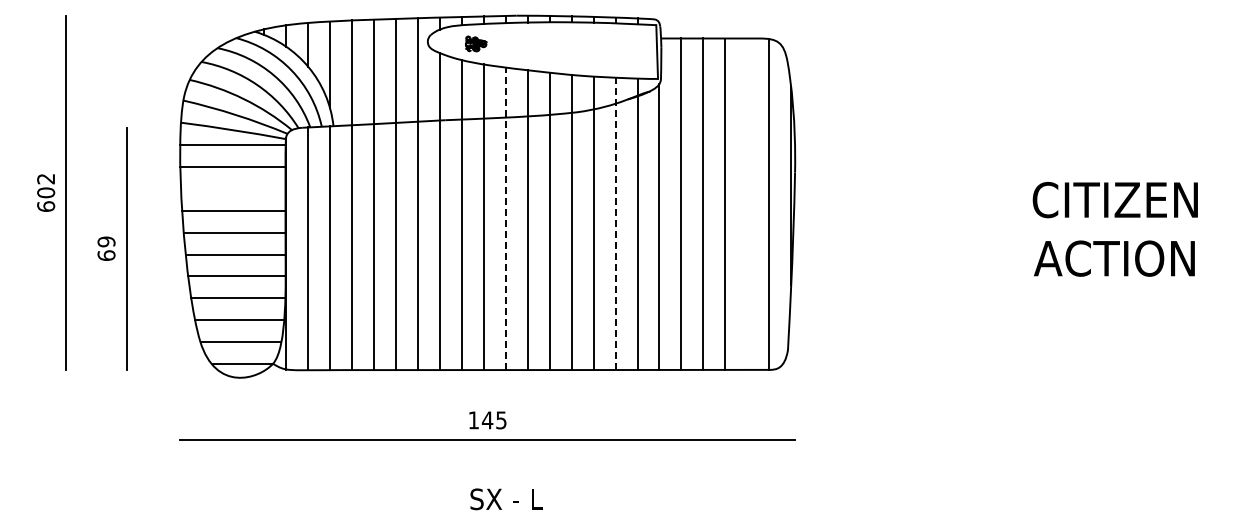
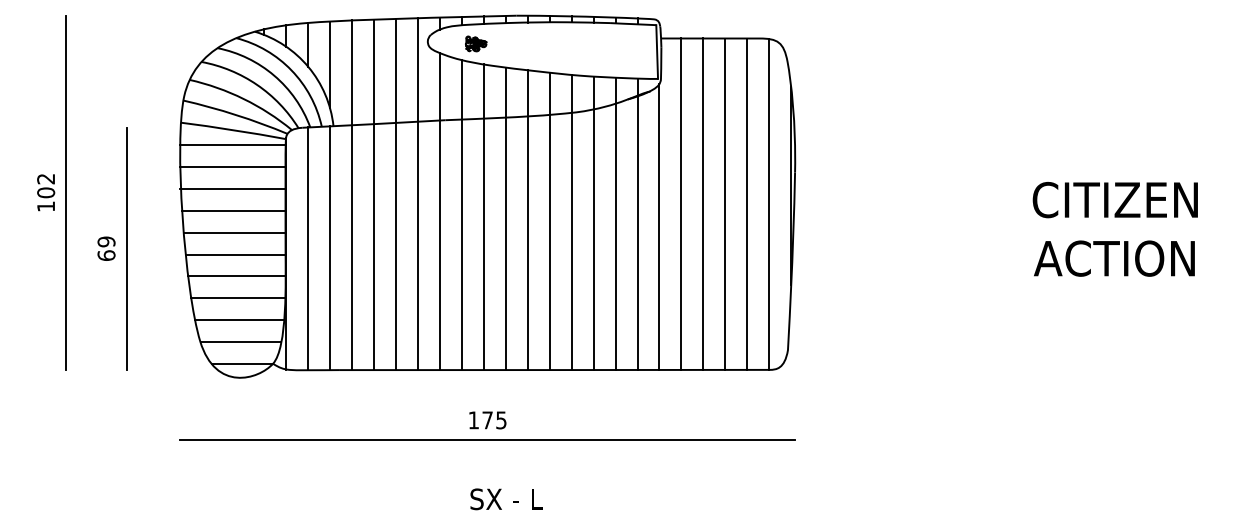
line: none -> present (232, 188)
line: none -> present (747, 203)
text: 602 -> 102 (46, 206)
line: dashed -> solid (505, 218)
line: dashed -> solid (615, 223)
text: 145 -> 175 (487, 420)
